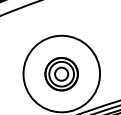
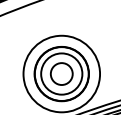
part size: 35x35 px -> 57x57 px (61, 74)
